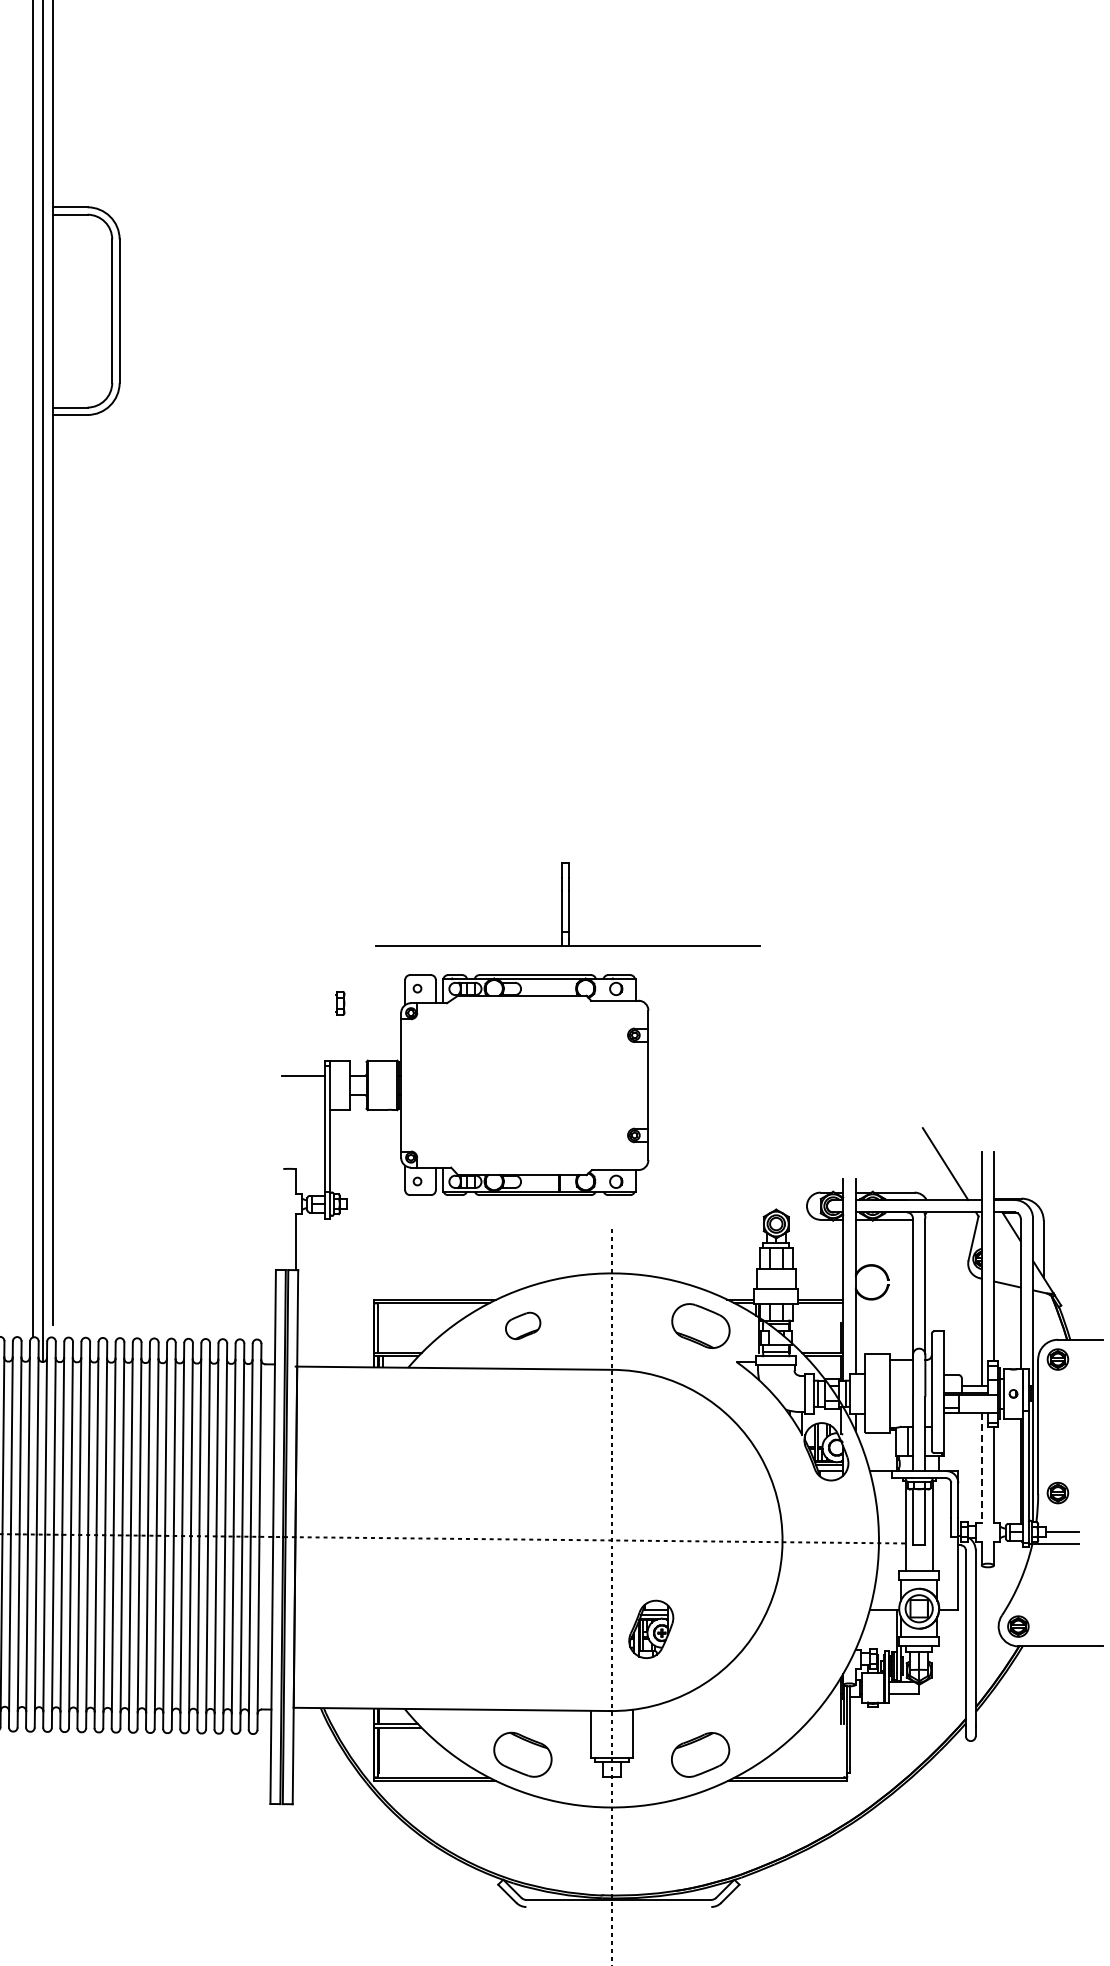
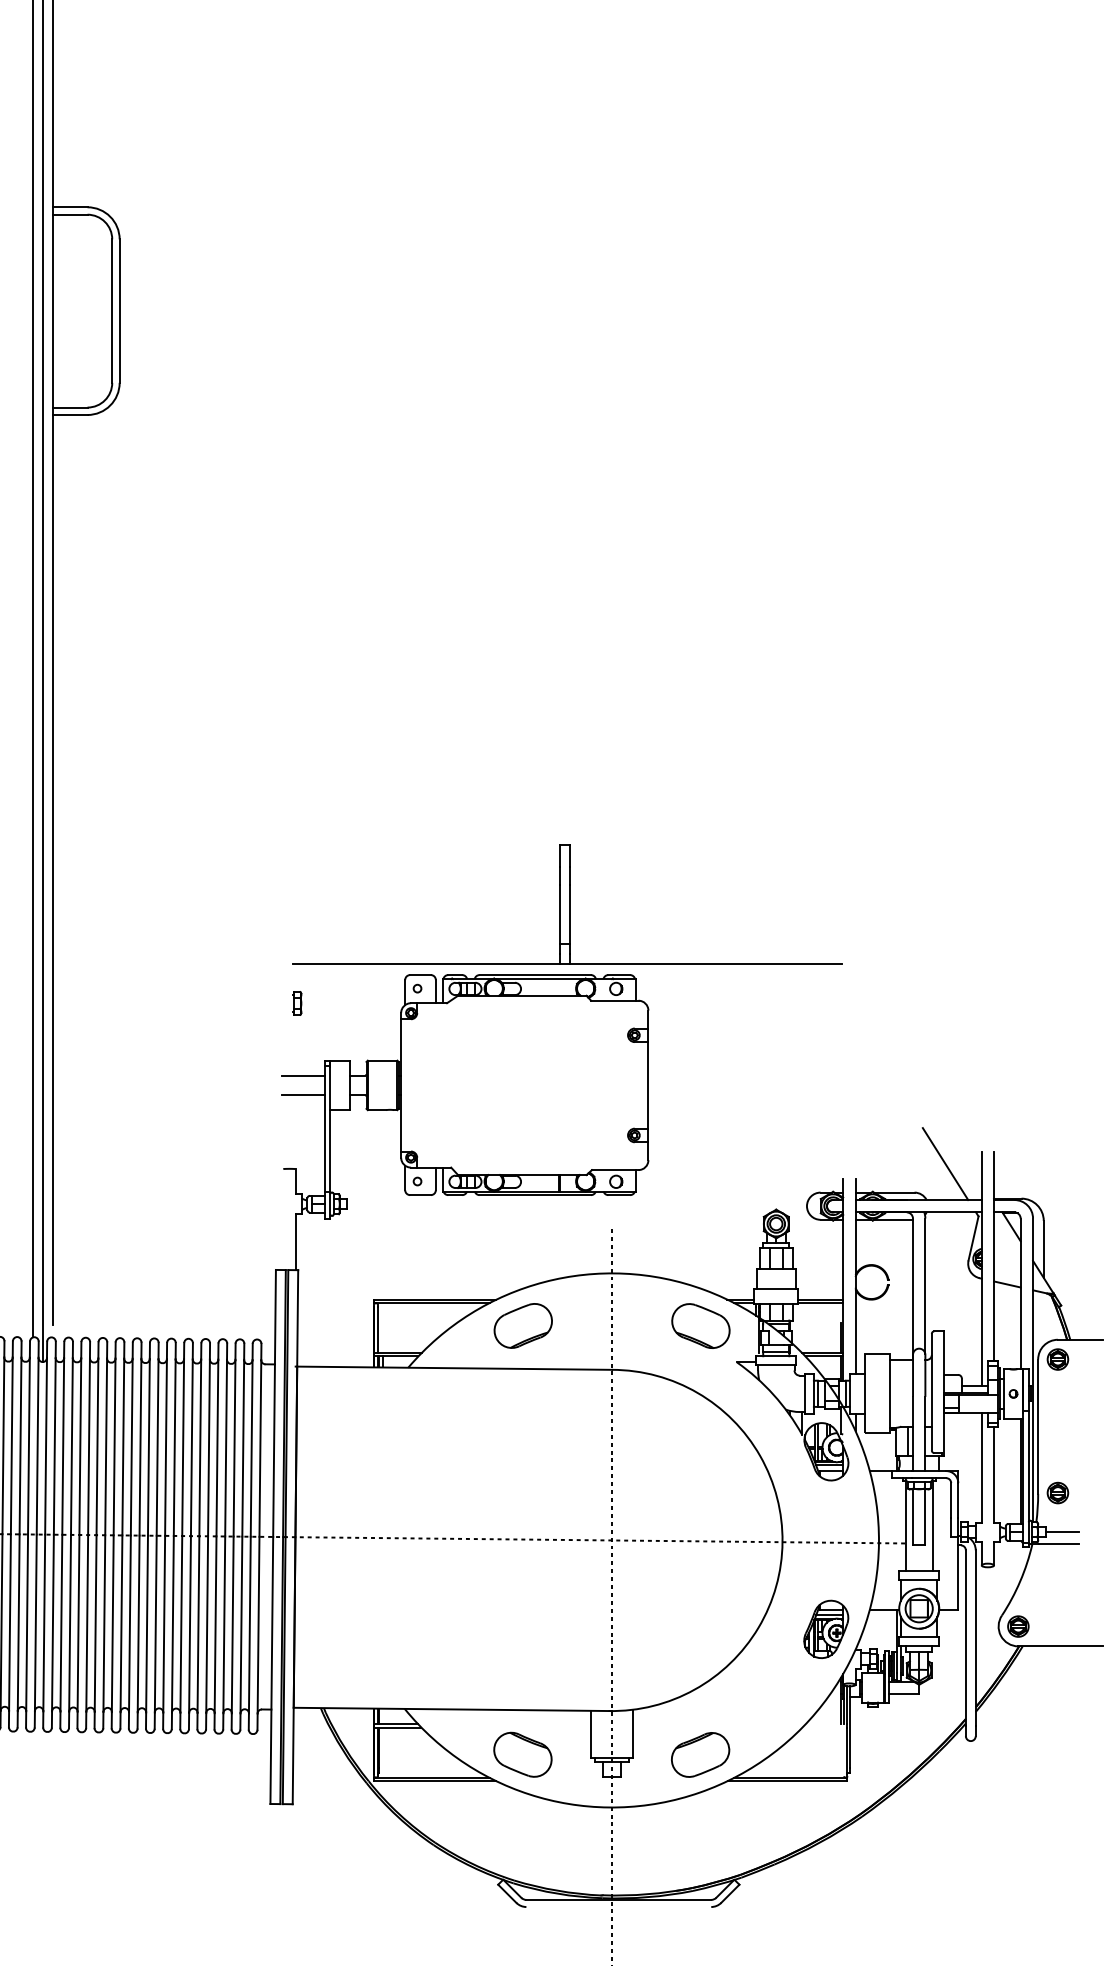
part size: 386x85 px -> 551x121 px (567, 904)
part position: (340, 1003) -> (297, 1003) (297, 1003)
line: none -> present (303, 1095)
part size: 37x29 px -> 60x46 px (522, 1325)
line: dashed -> solid (981, 1467)
part position: (651, 1628) -> (826, 1628) (826, 1628)
